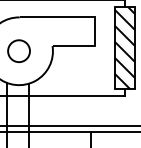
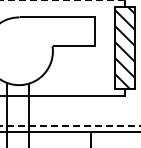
line: solid -> dashed (62, 0)
circle: present -> none (18, 50)
line: solid -> dashed (70, 126)
